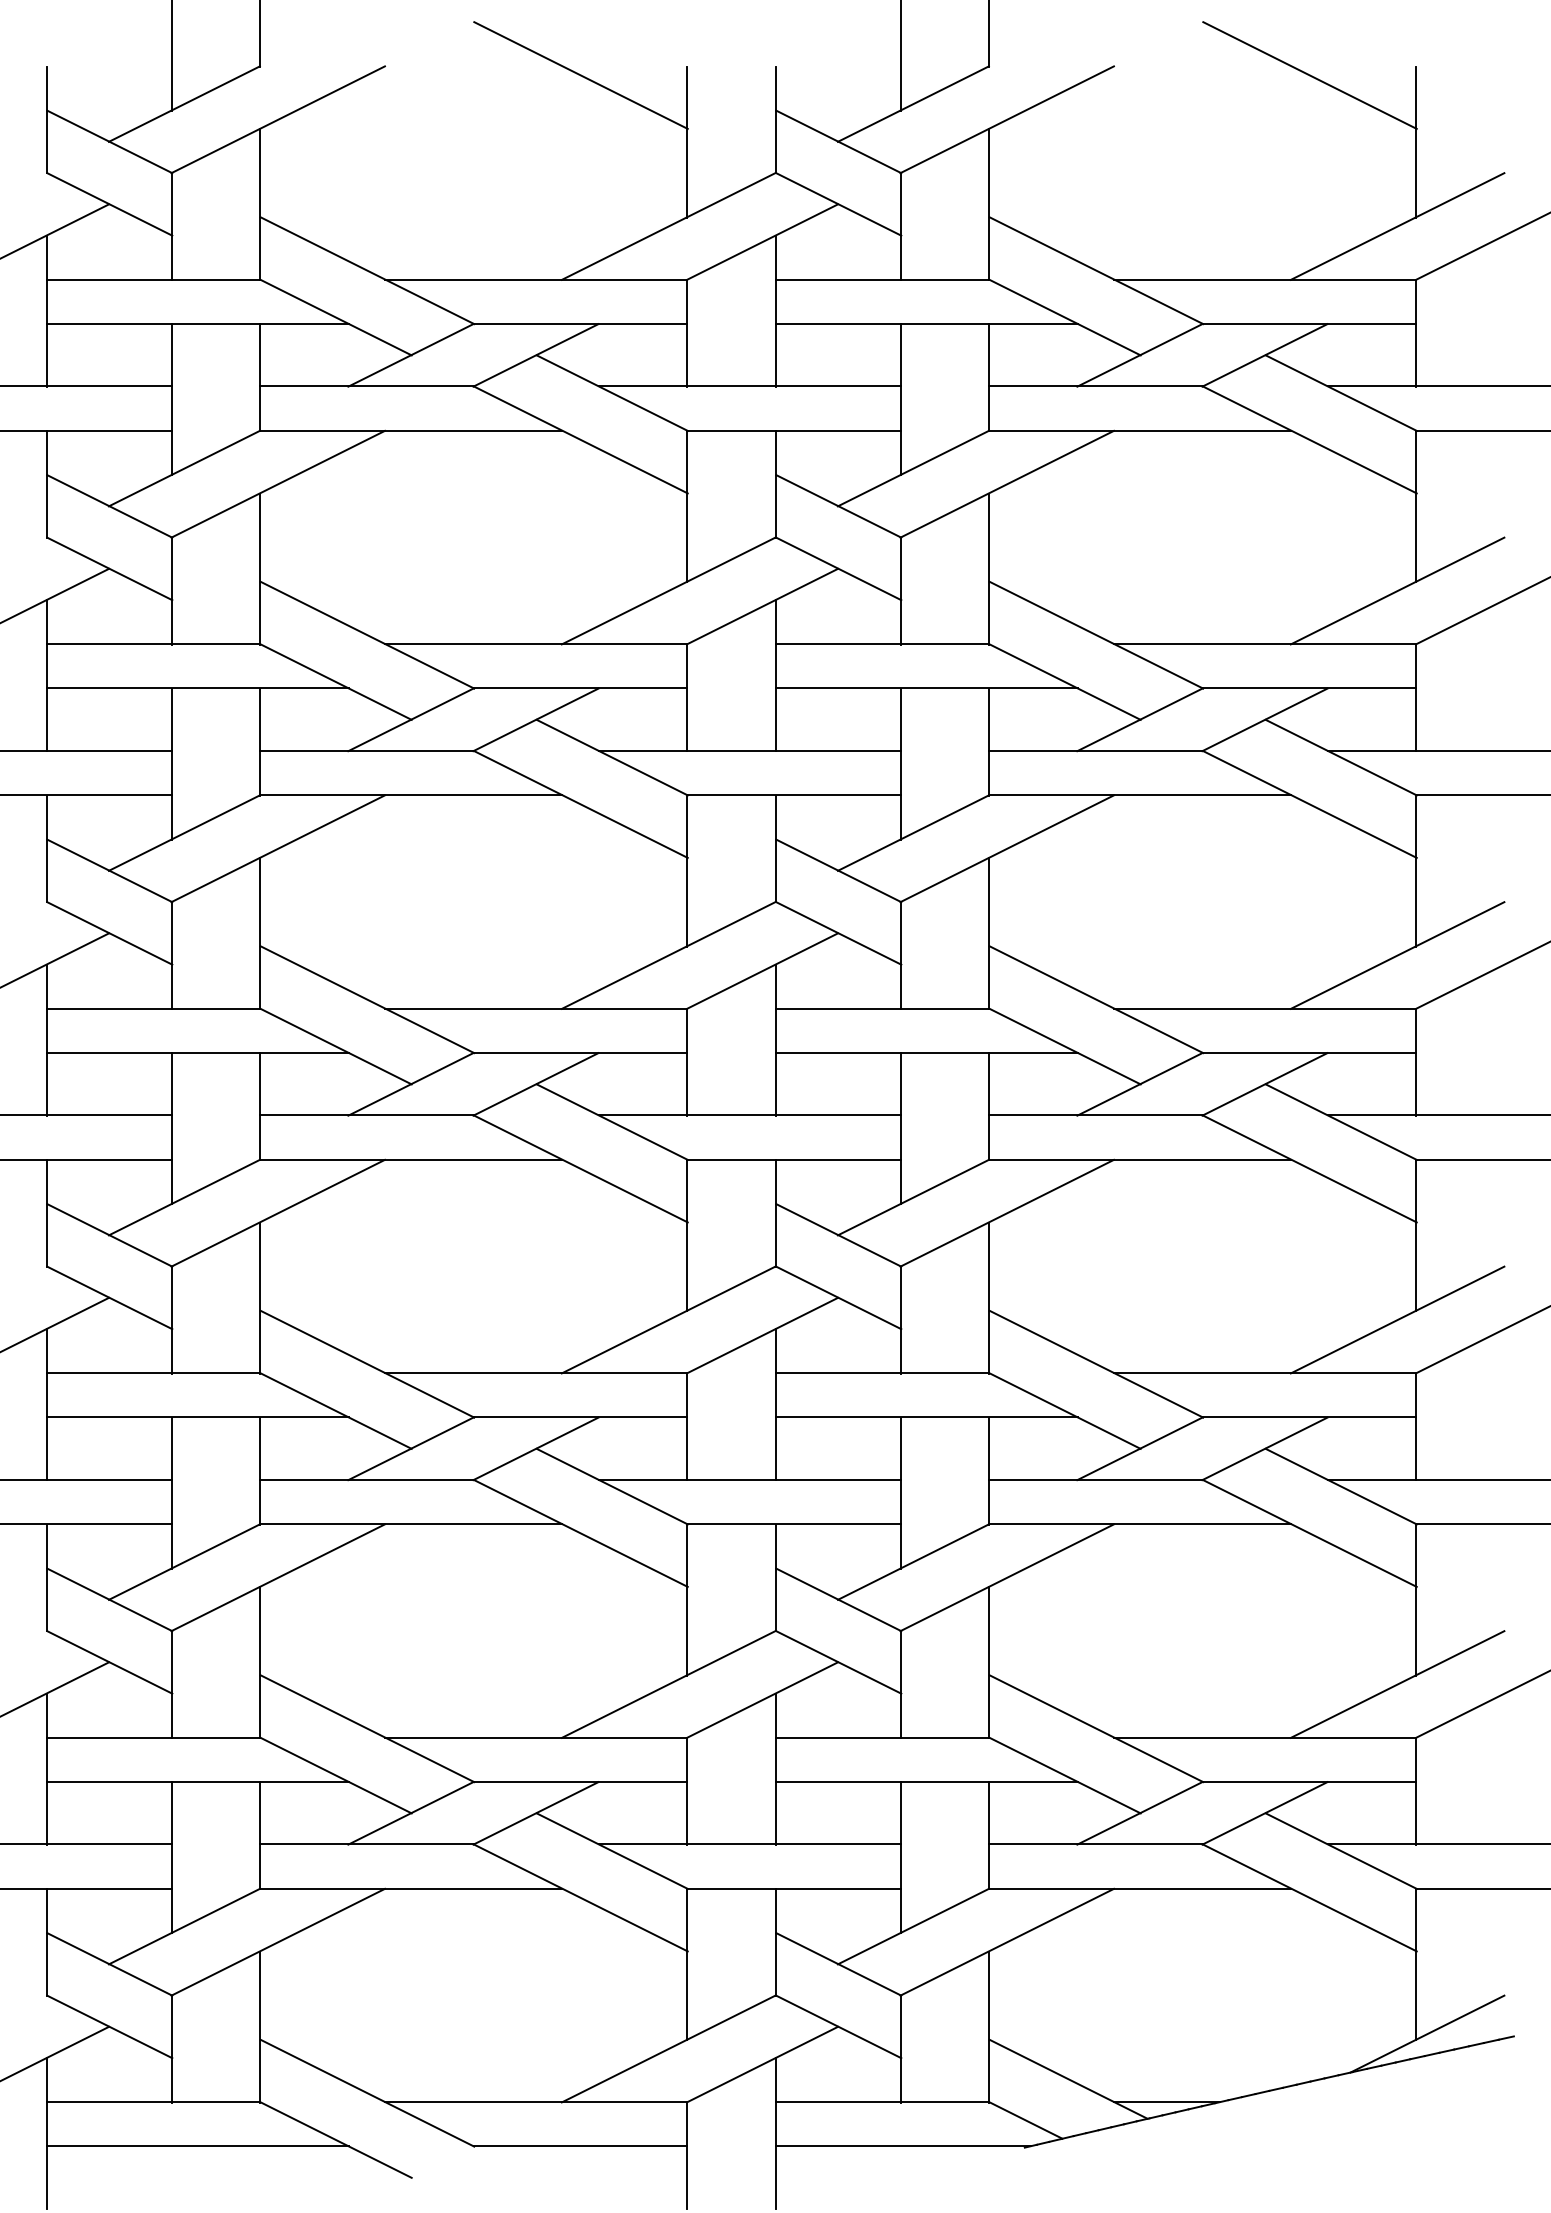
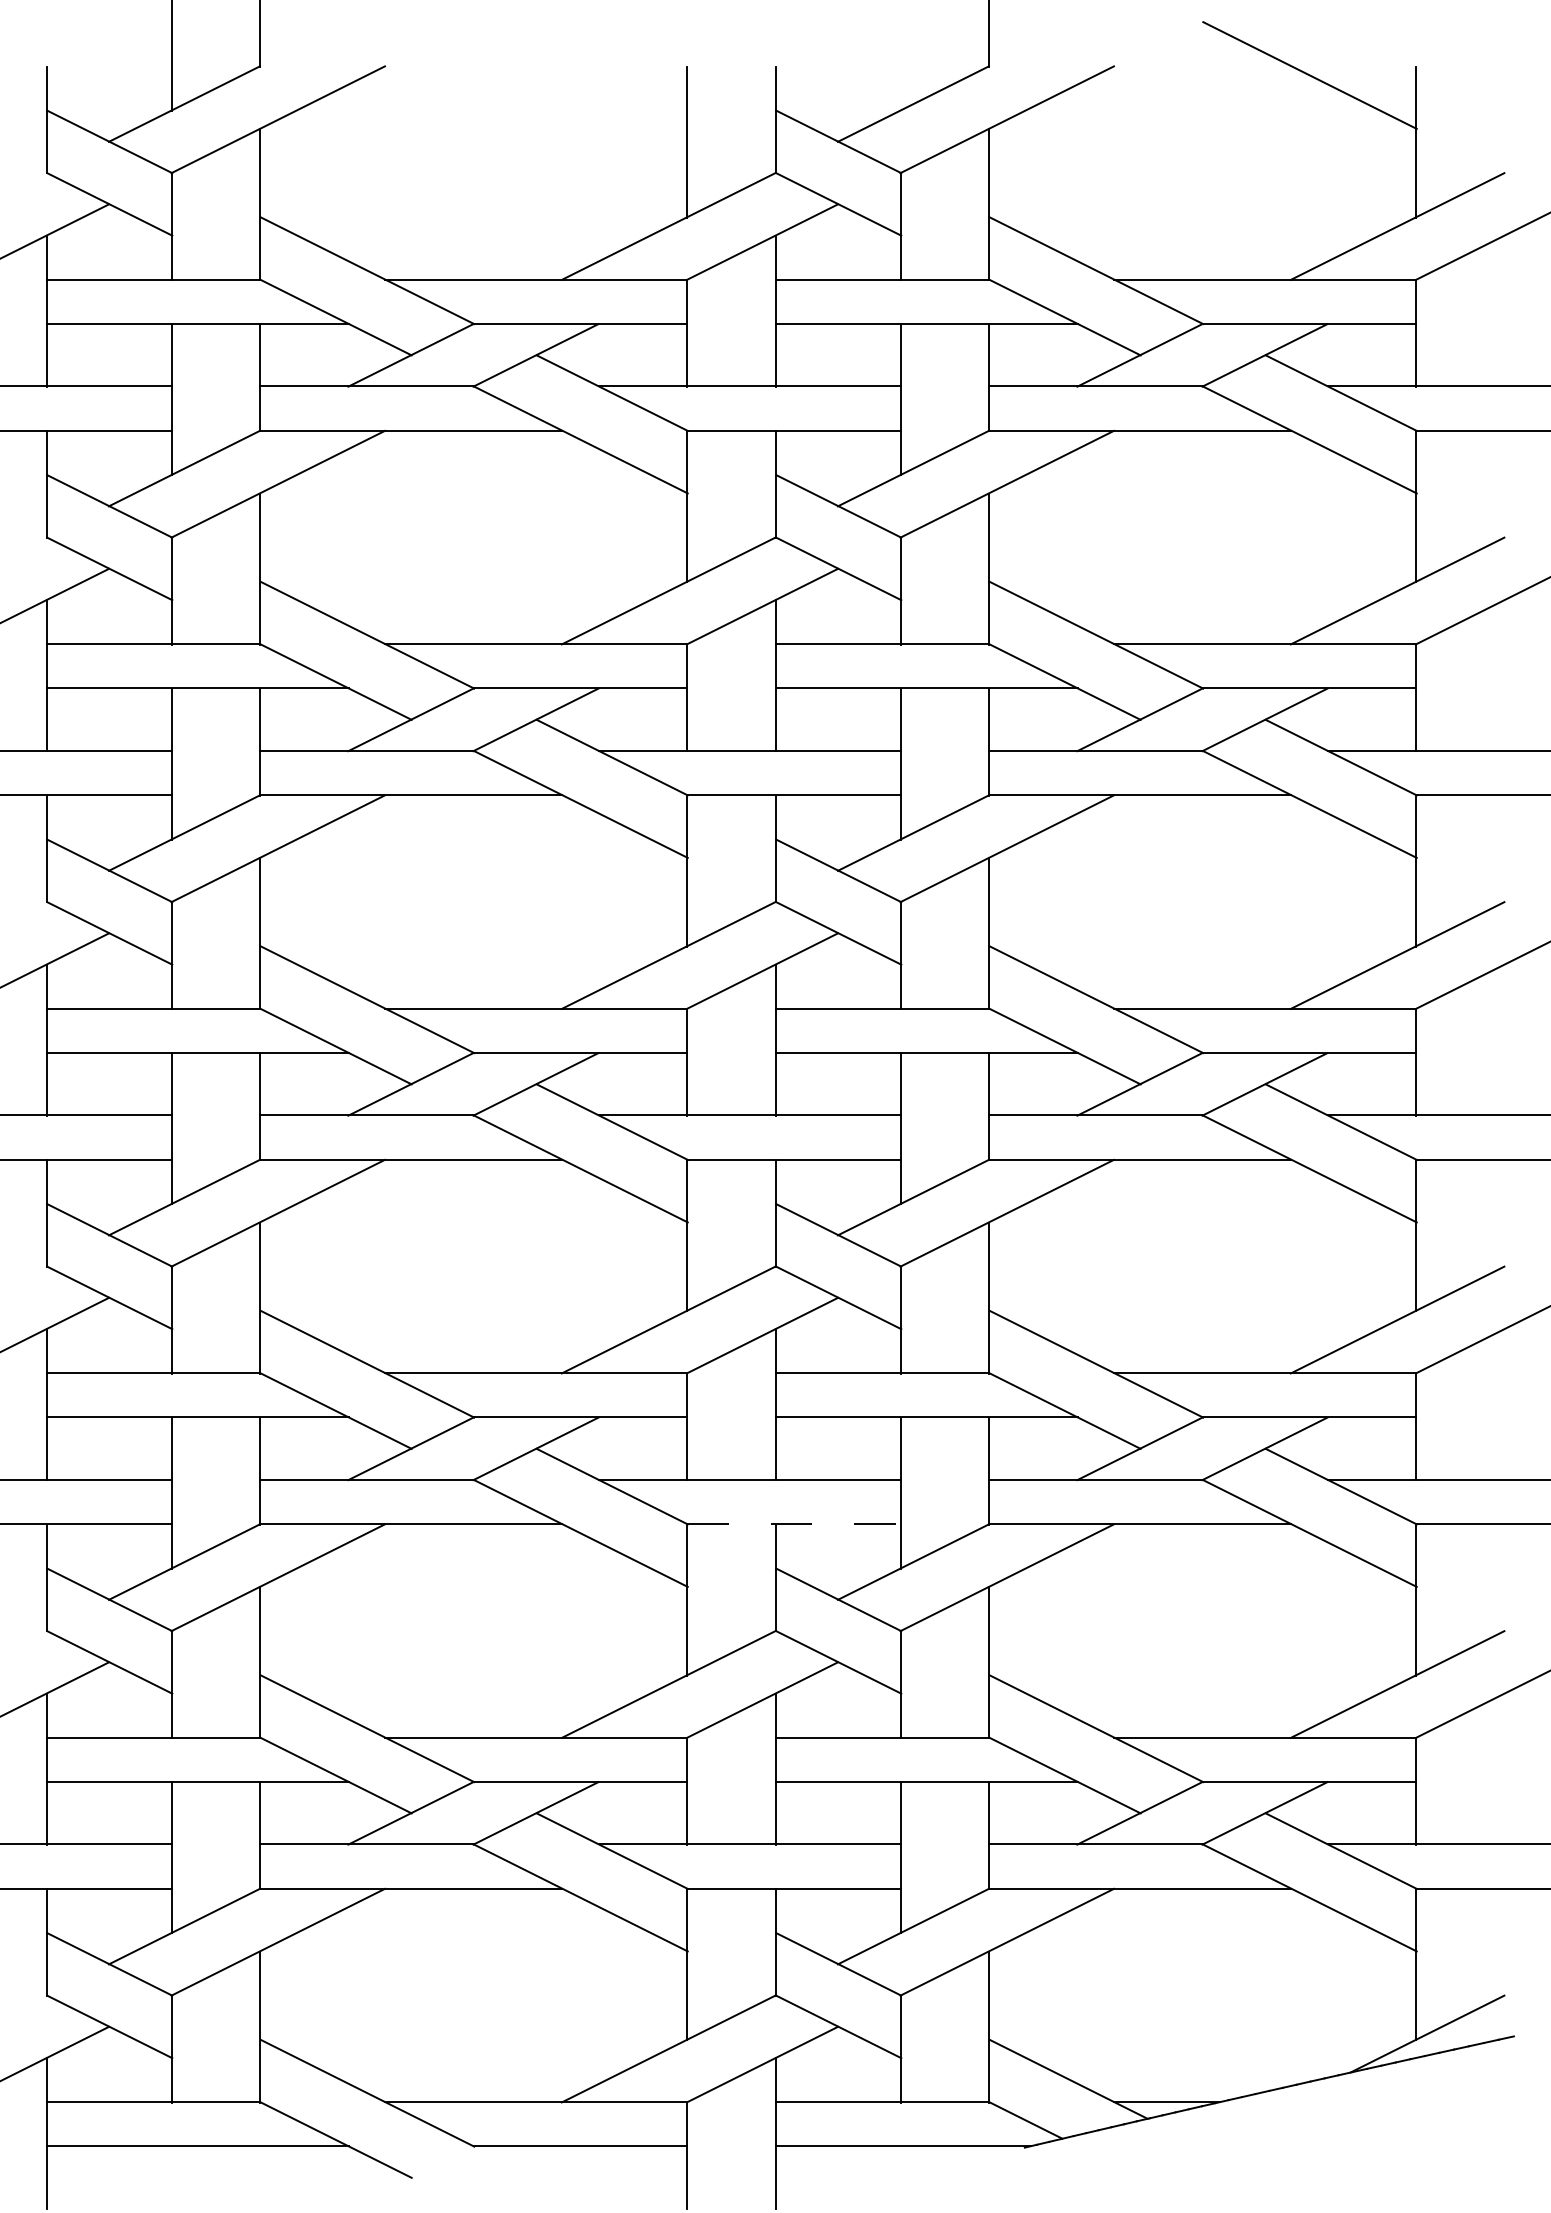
line: present -> none (900, 56)
line: present -> none (580, 75)
line: solid -> dashed (794, 1524)
